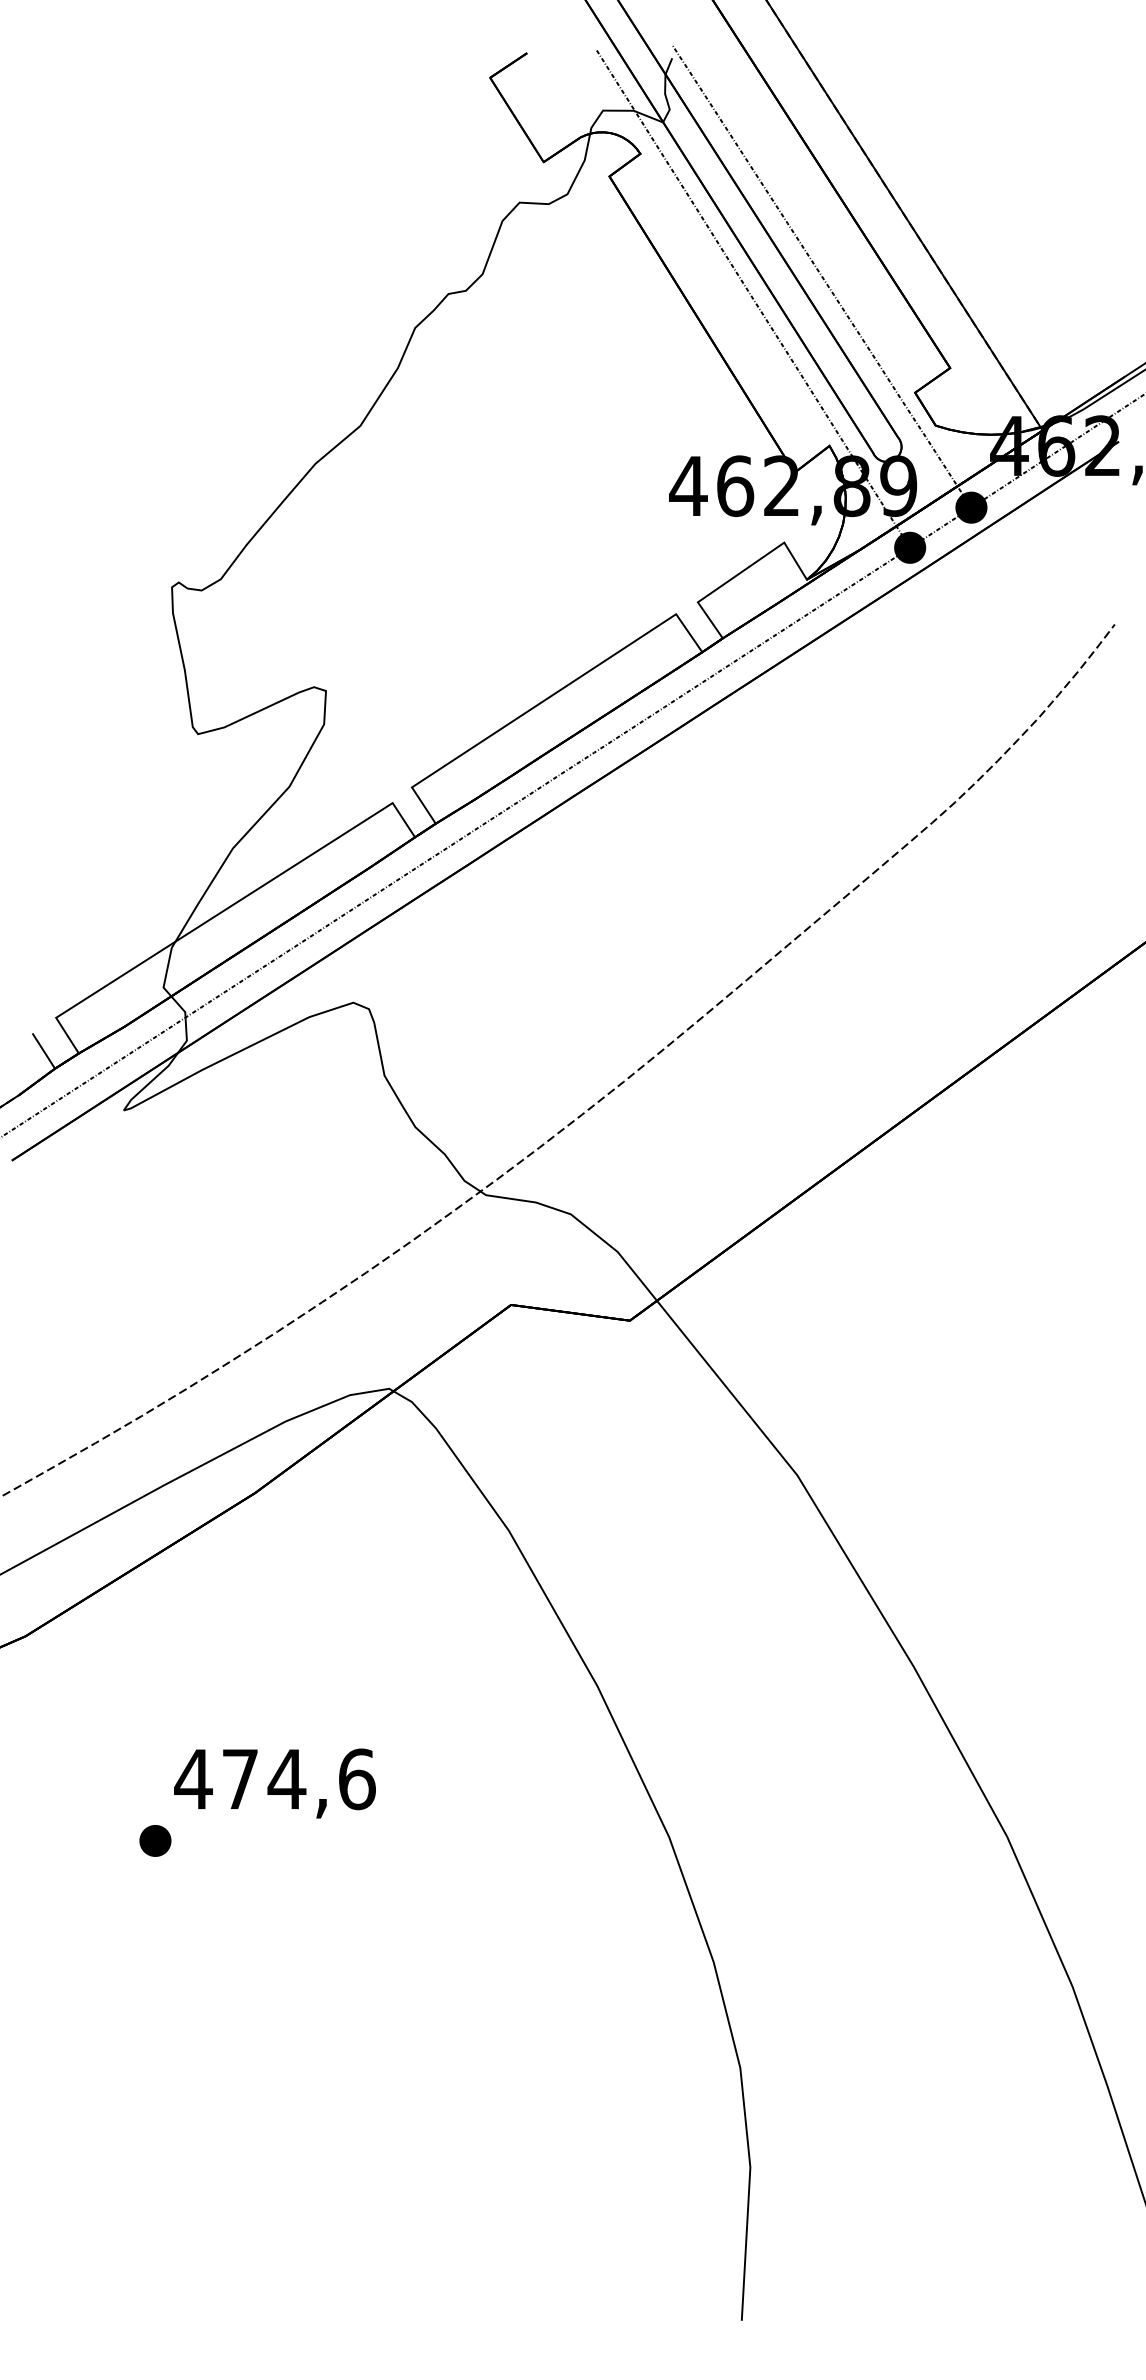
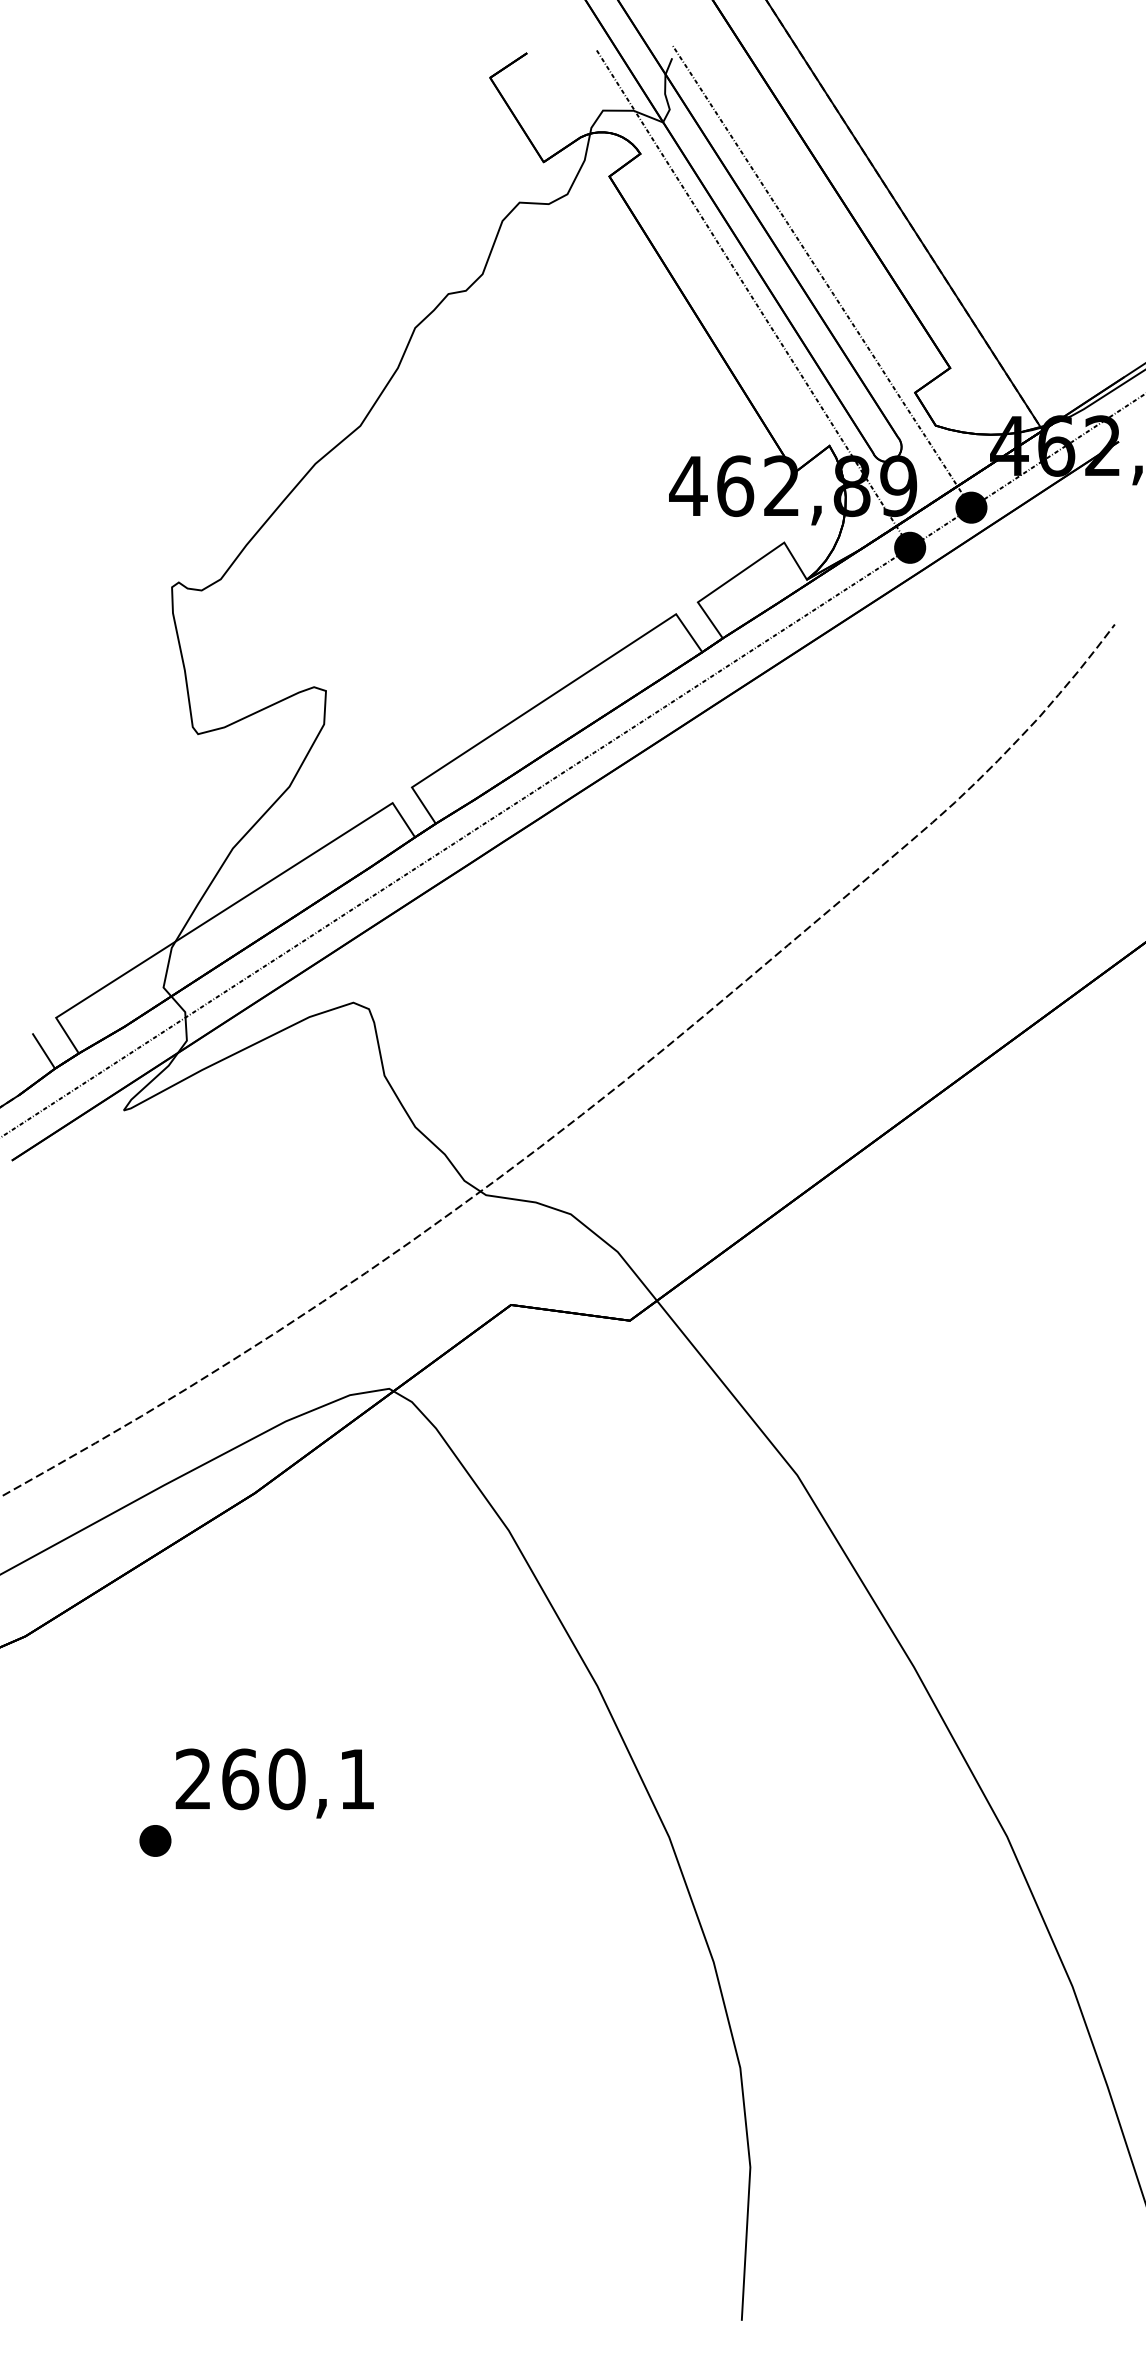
text: 474,6 -> 260,1 (274, 1779)
